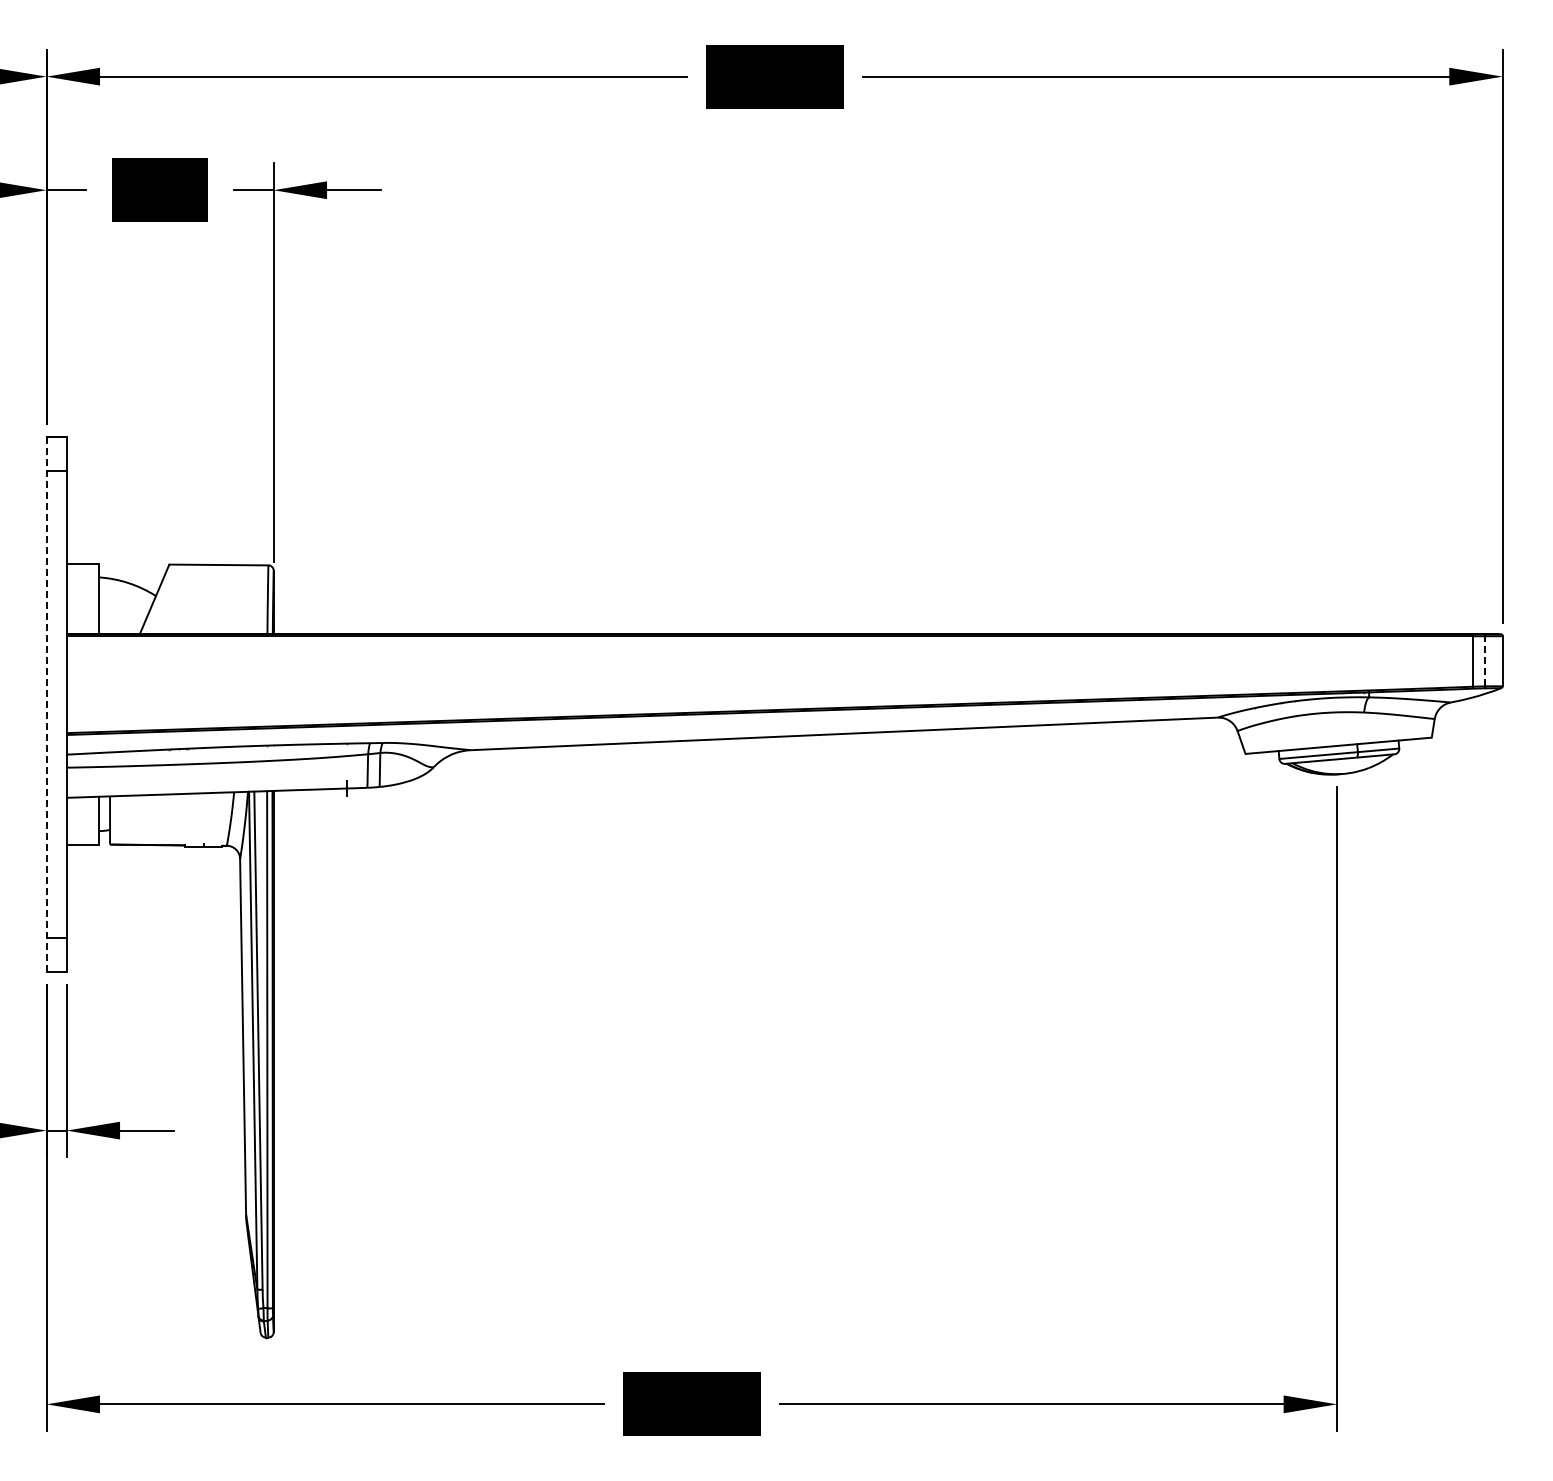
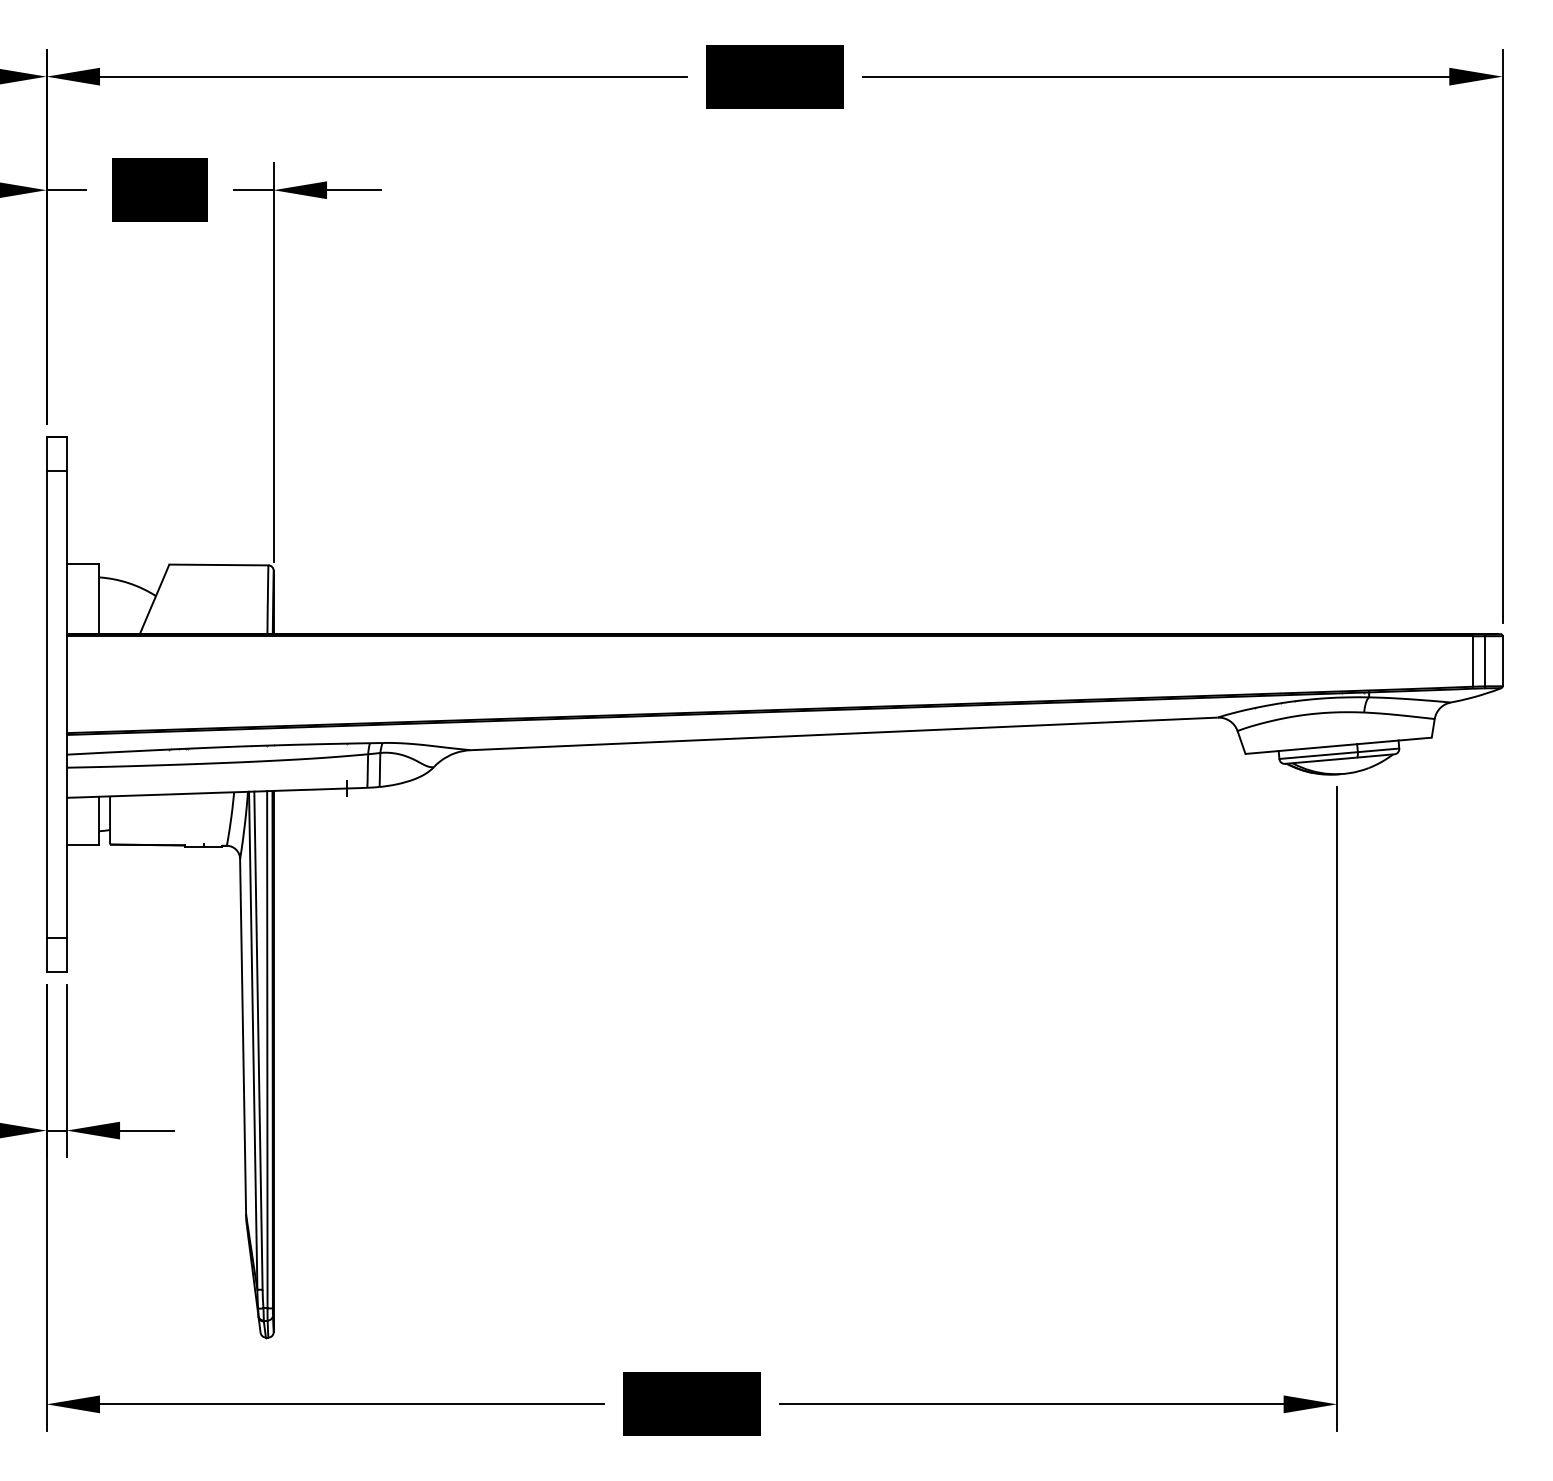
line: dashed -> solid (1485, 660)
line: dashed -> solid (46, 703)
